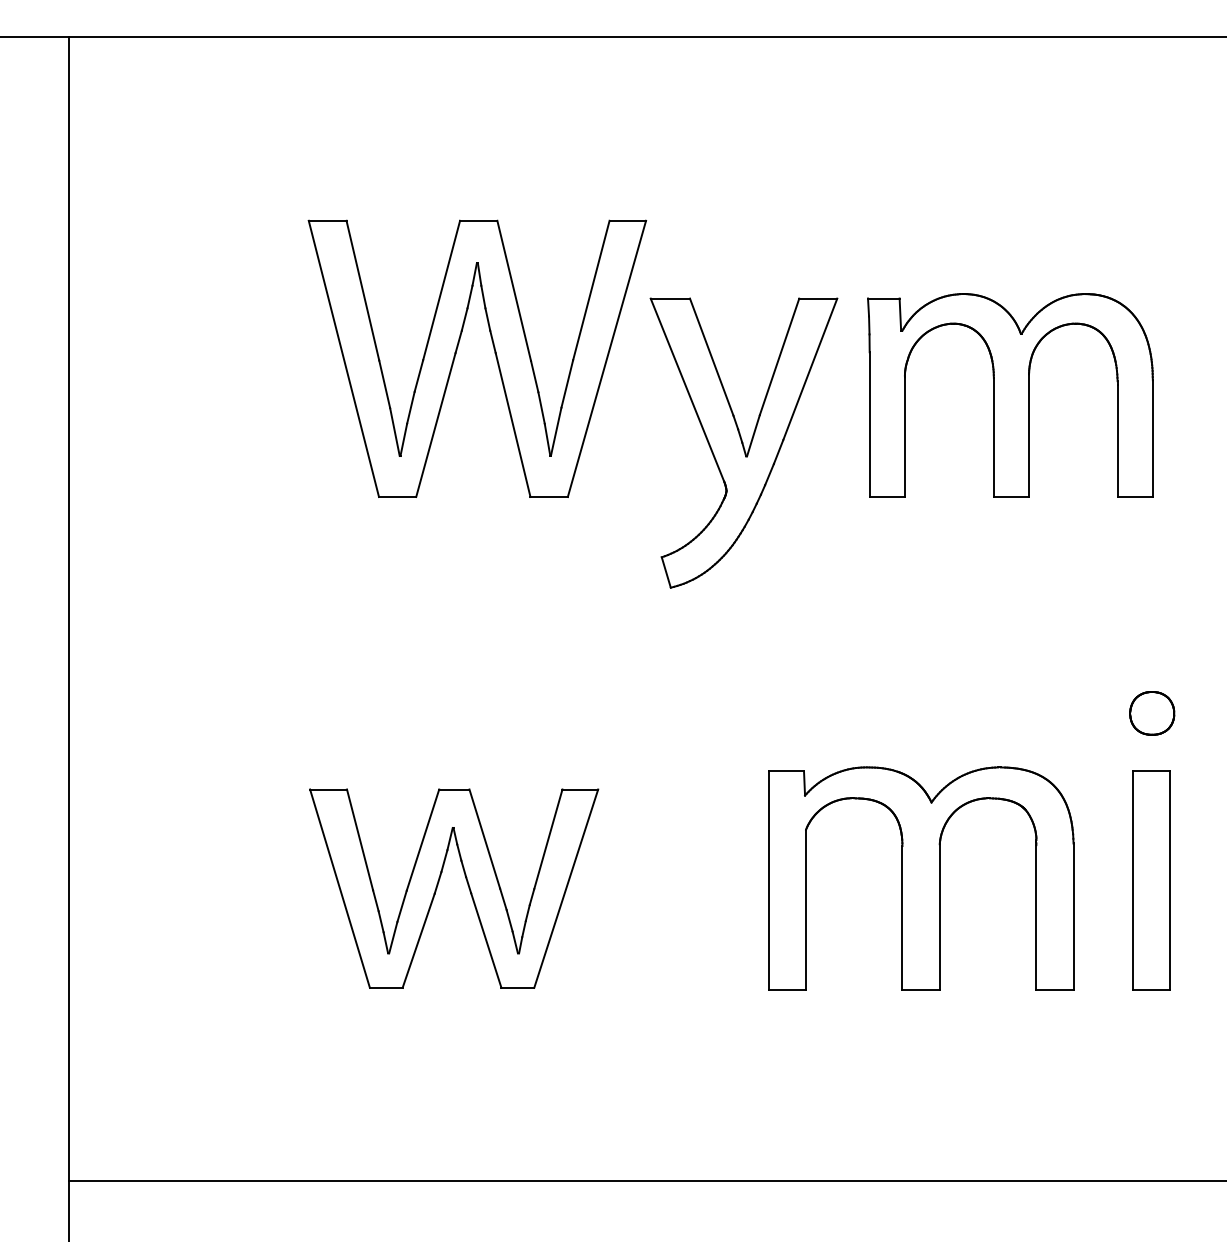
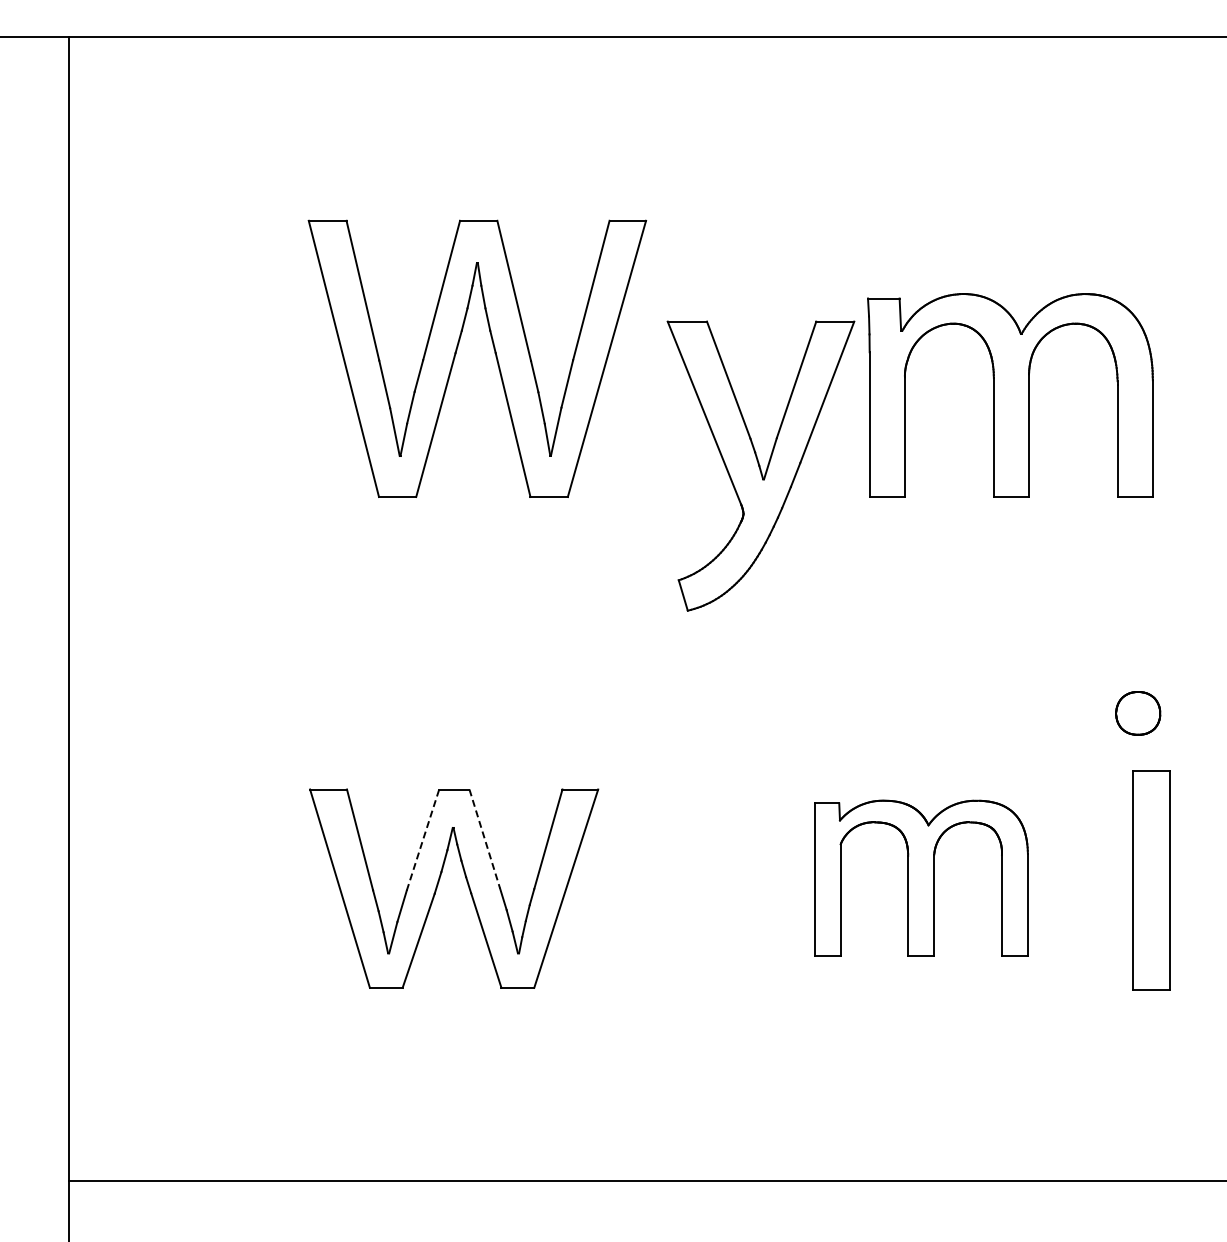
part position: (743, 442) -> (760, 465) (760, 465)
part position: (1152, 713) -> (1138, 713) (1138, 713)
line: solid -> dashed (423, 839)
line: solid -> dashed (484, 839)
part size: 307x225 px -> 215x158 px (921, 877)
